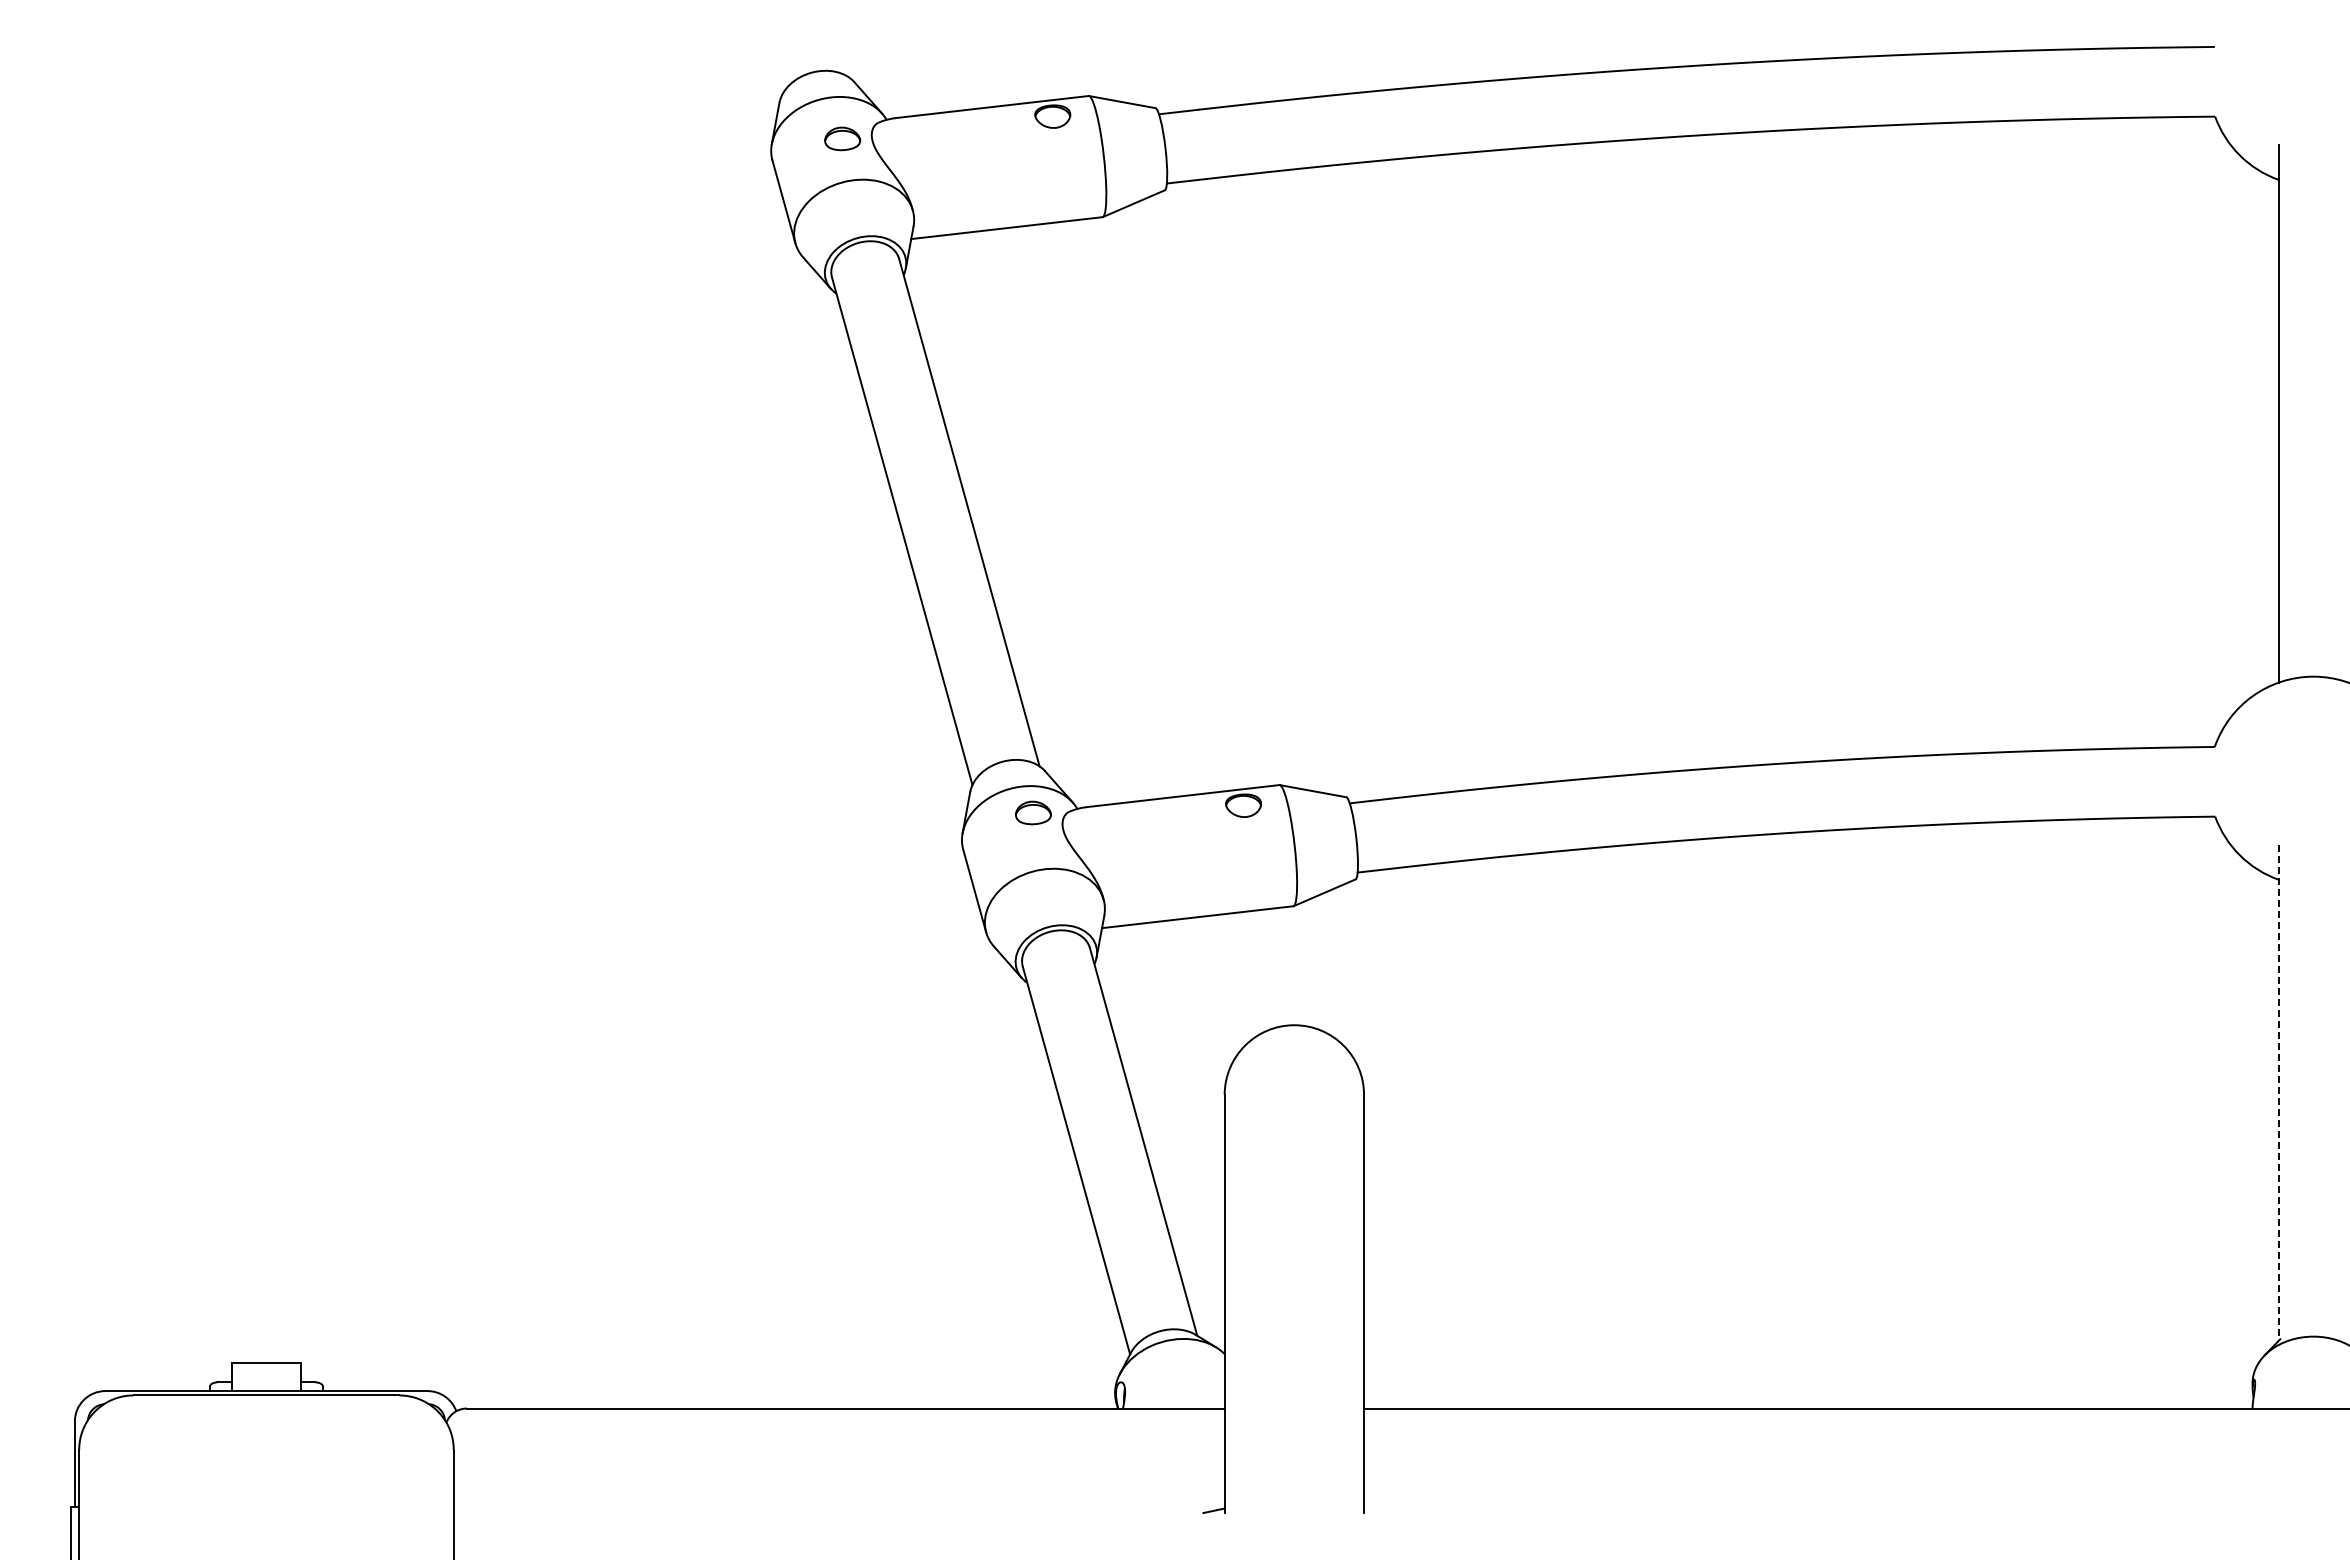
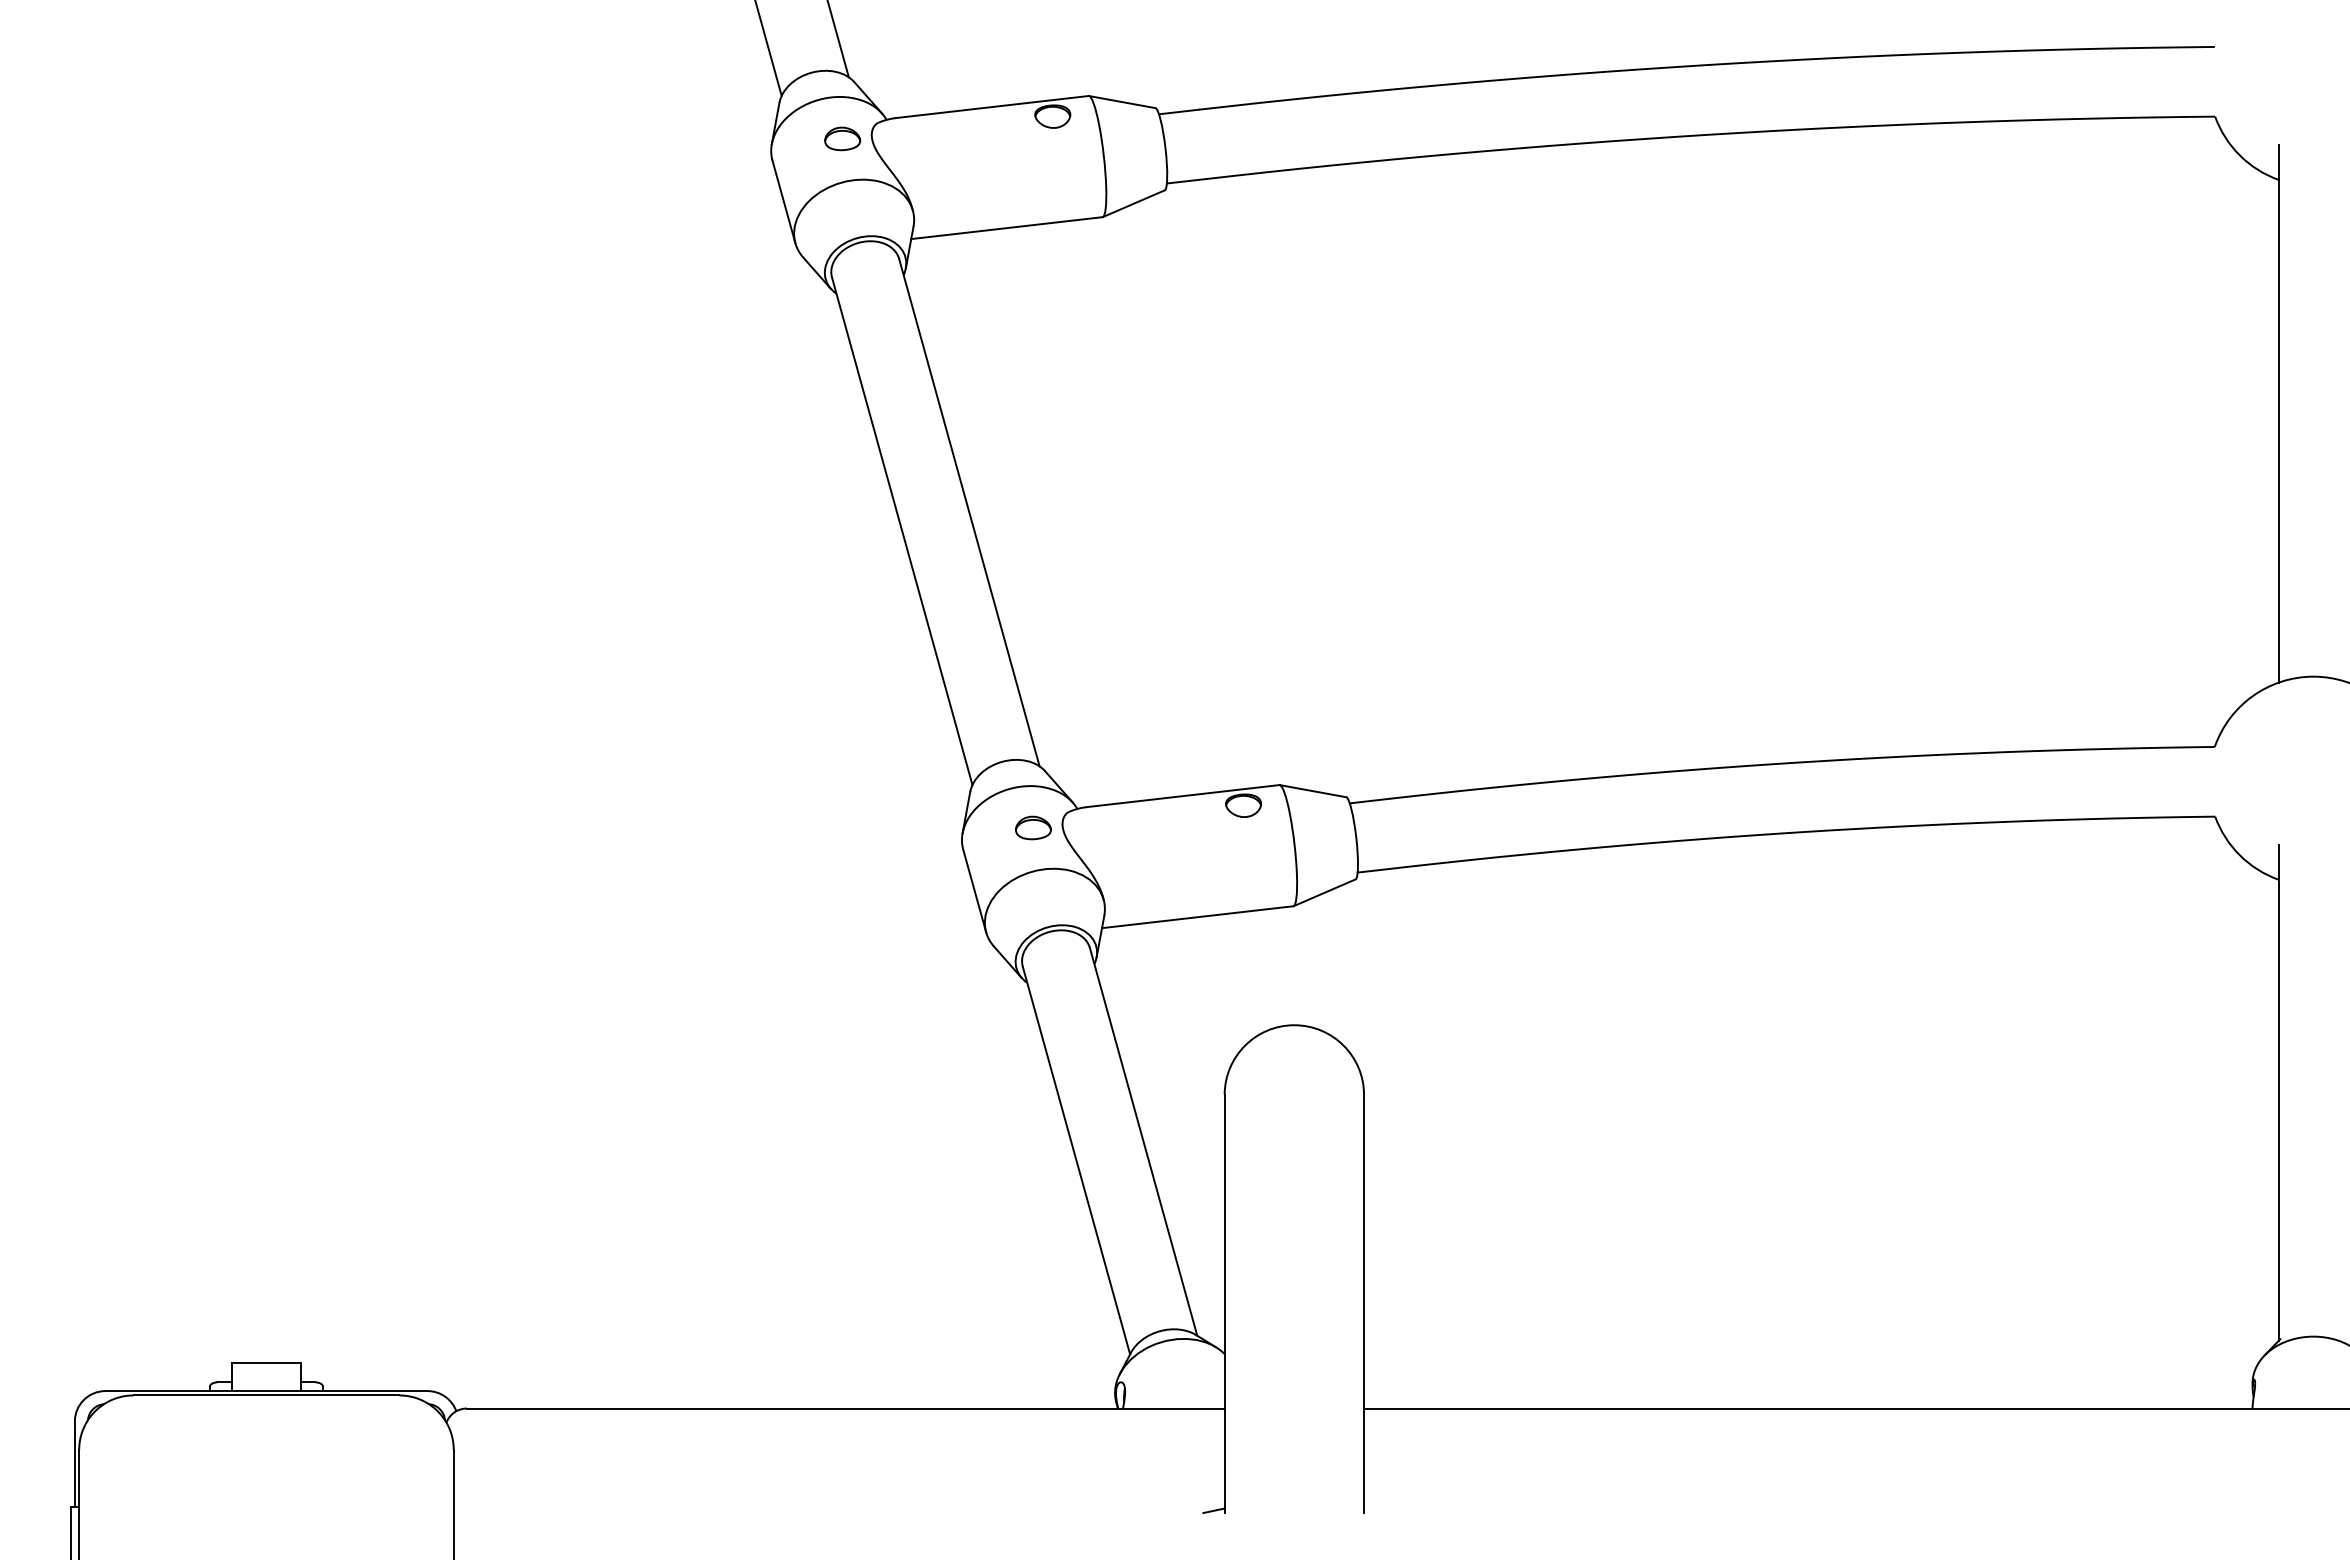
line: none -> present (838, 39)
line: none -> present (768, 48)
part position: (1033, 812) -> (1033, 827) (1033, 827)
line: dashed -> solid (2278, 1093)
